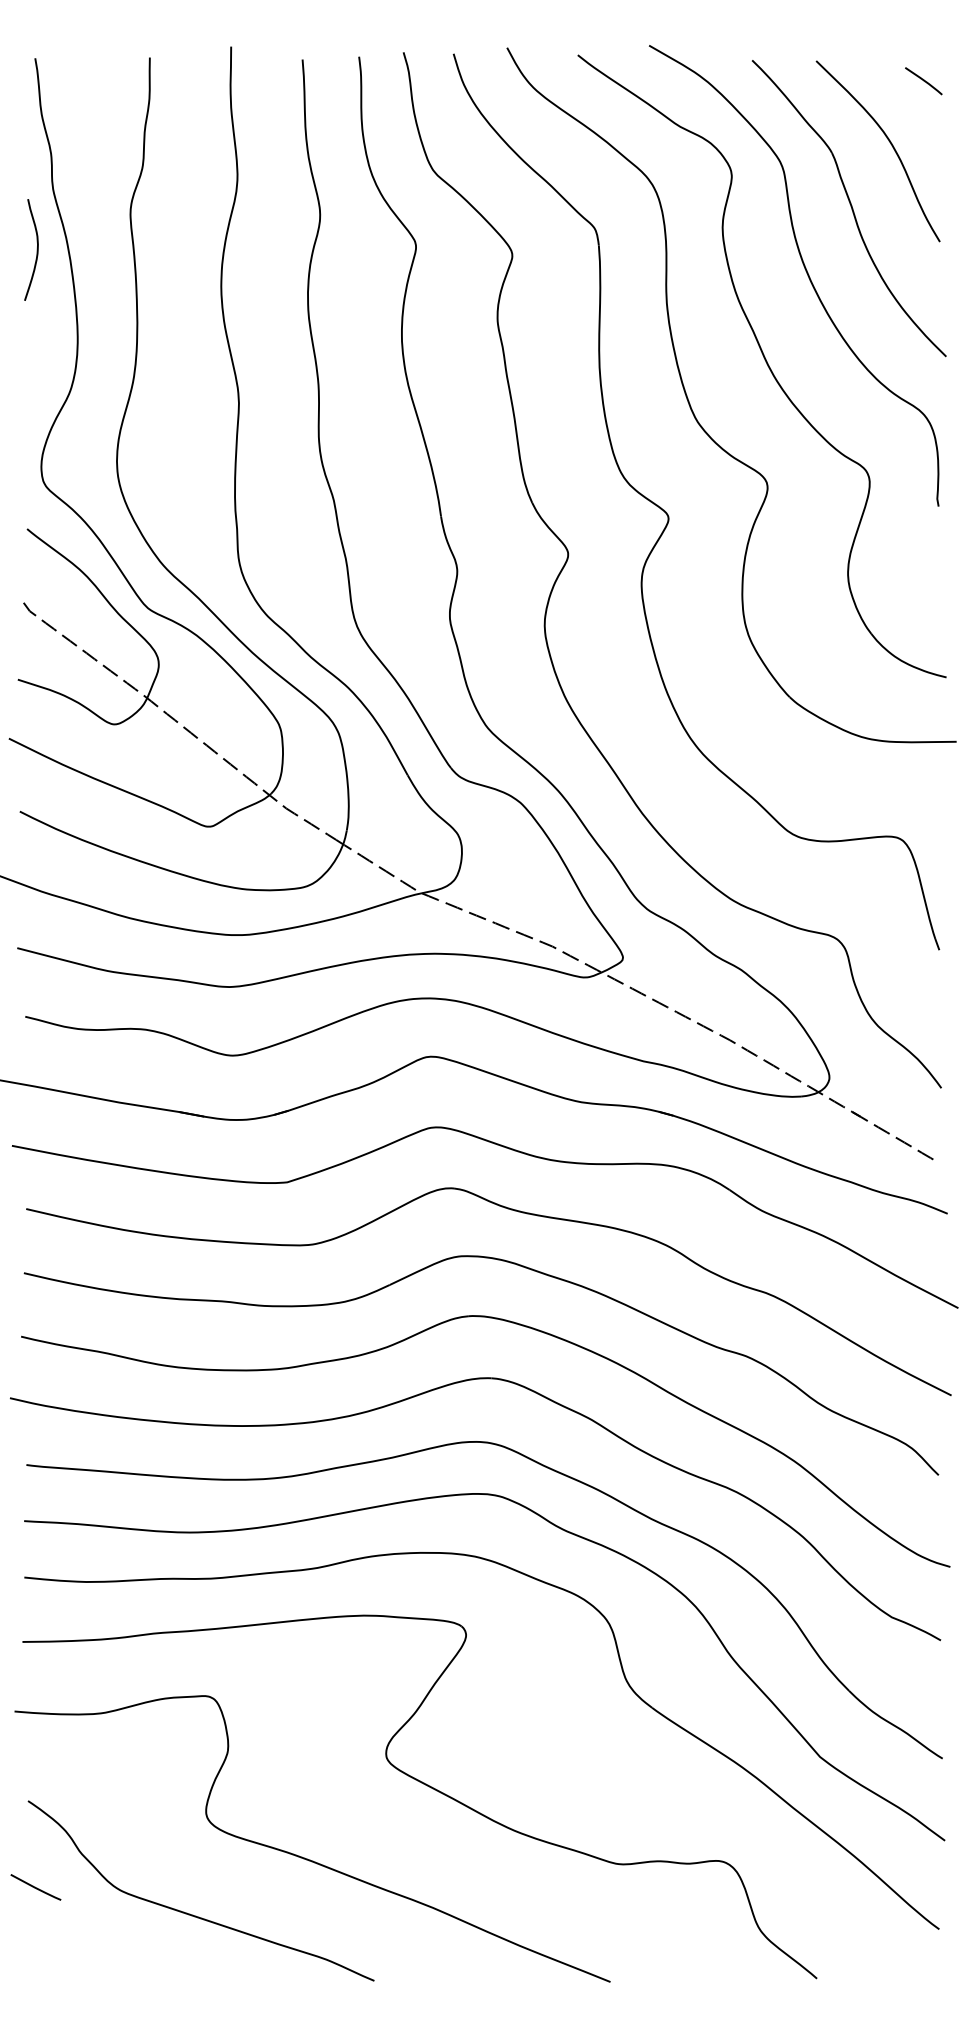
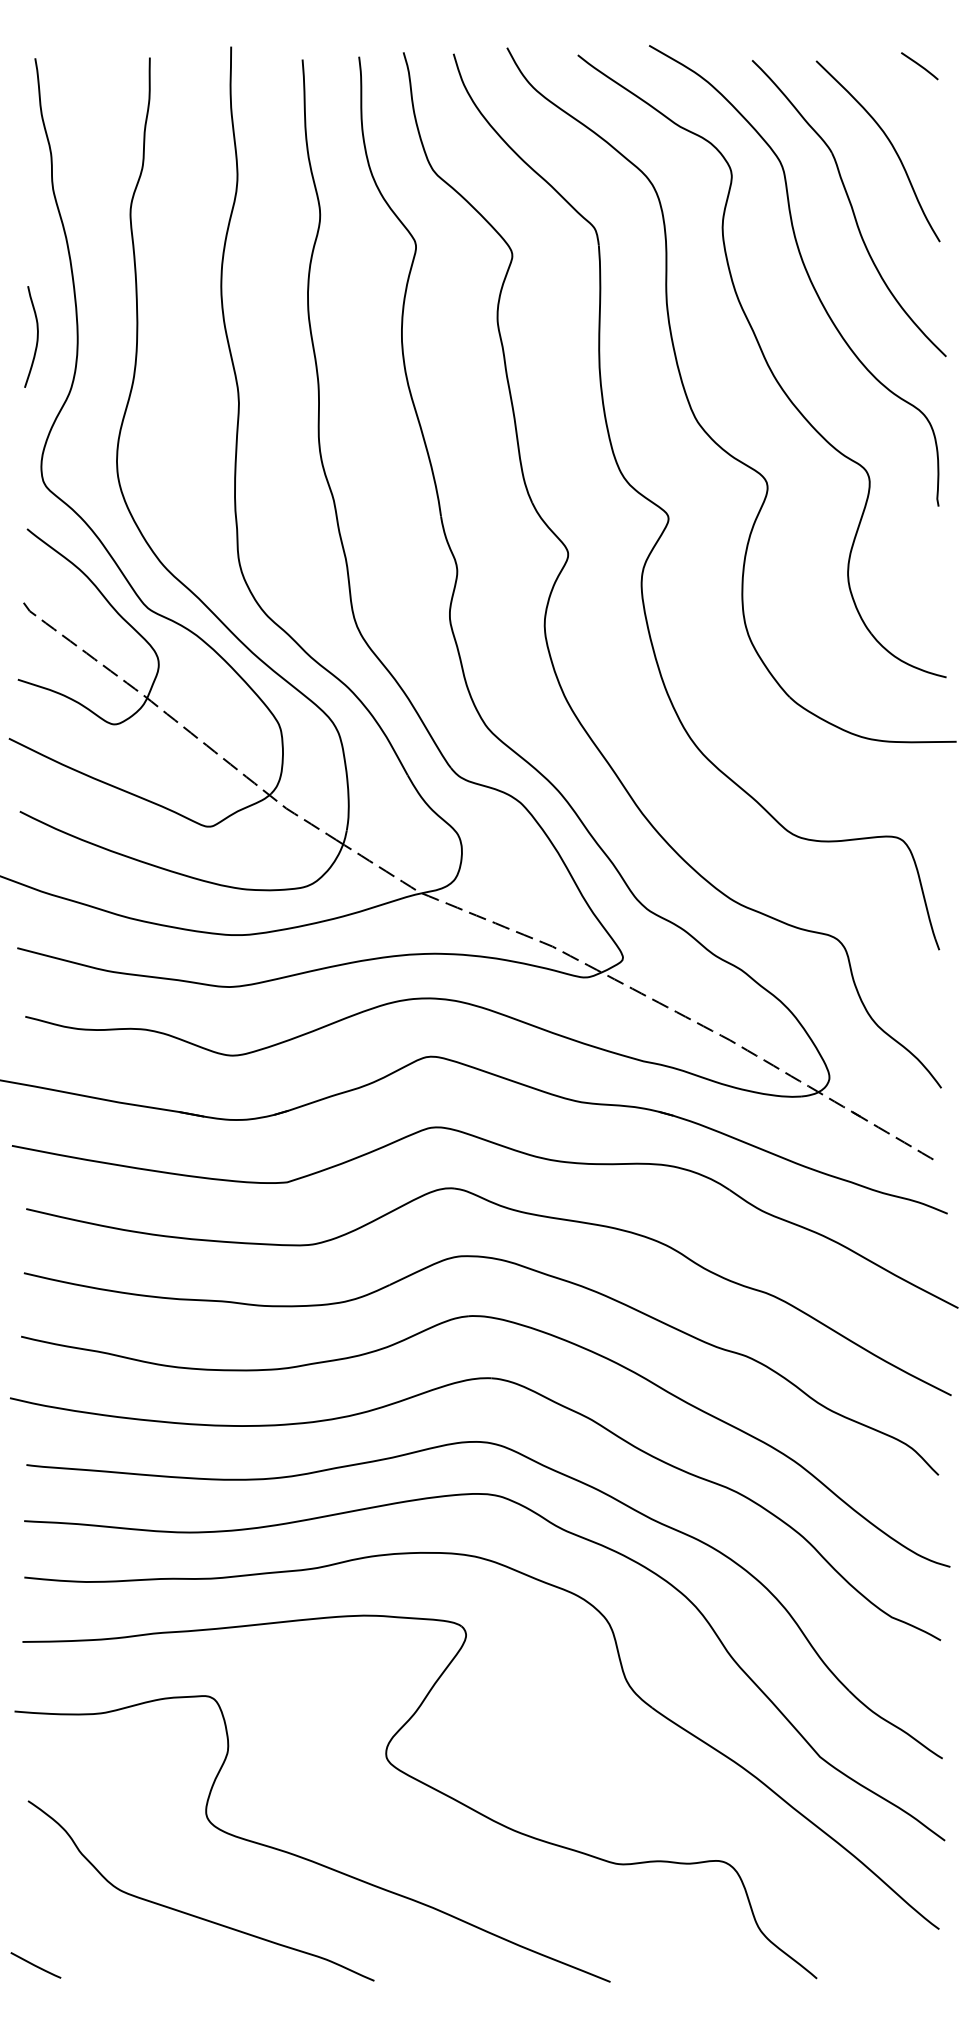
line position: (923, 81) -> (919, 66) (919, 66)
curve position: (36, 249) -> (36, 336) (36, 336)
line position: (35, 1887) -> (35, 1965) (35, 1965)
